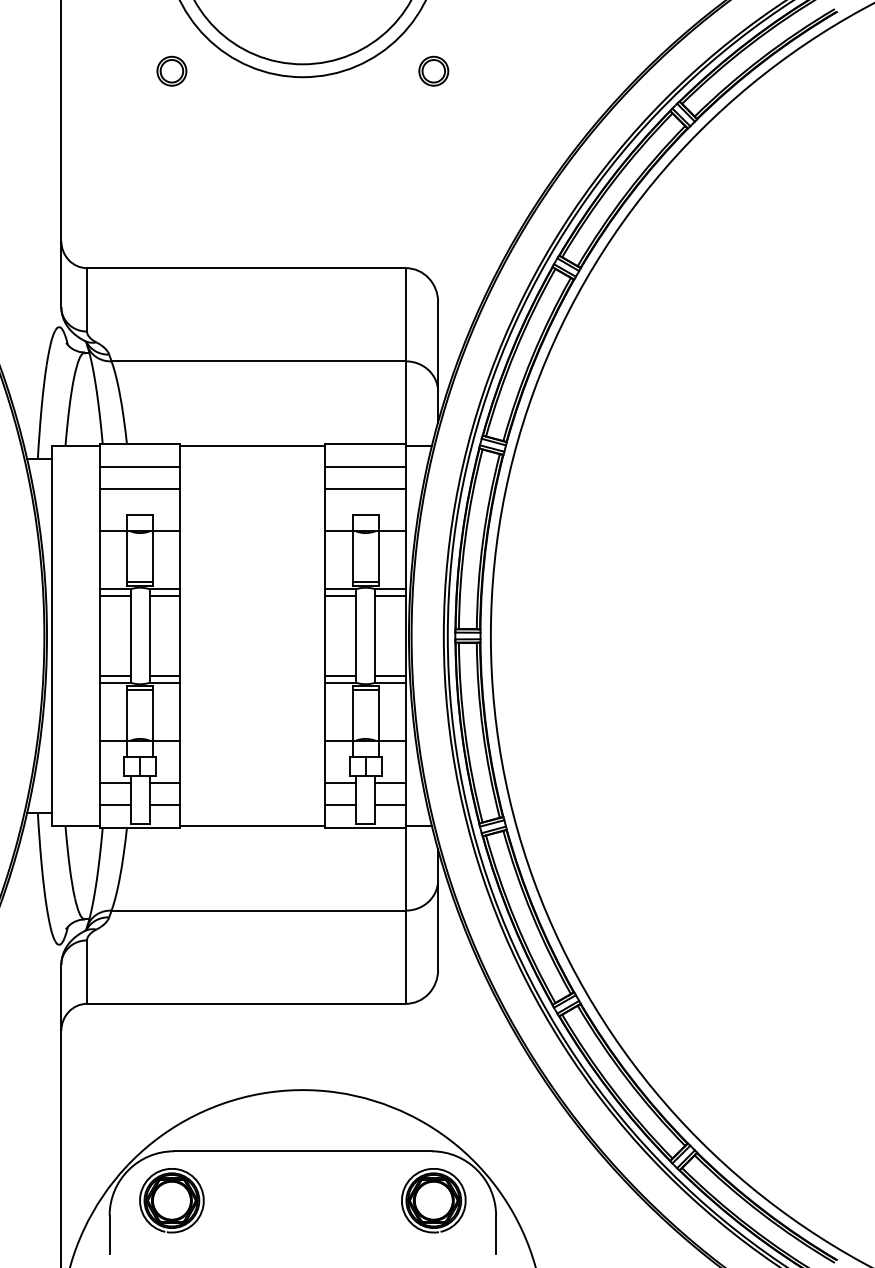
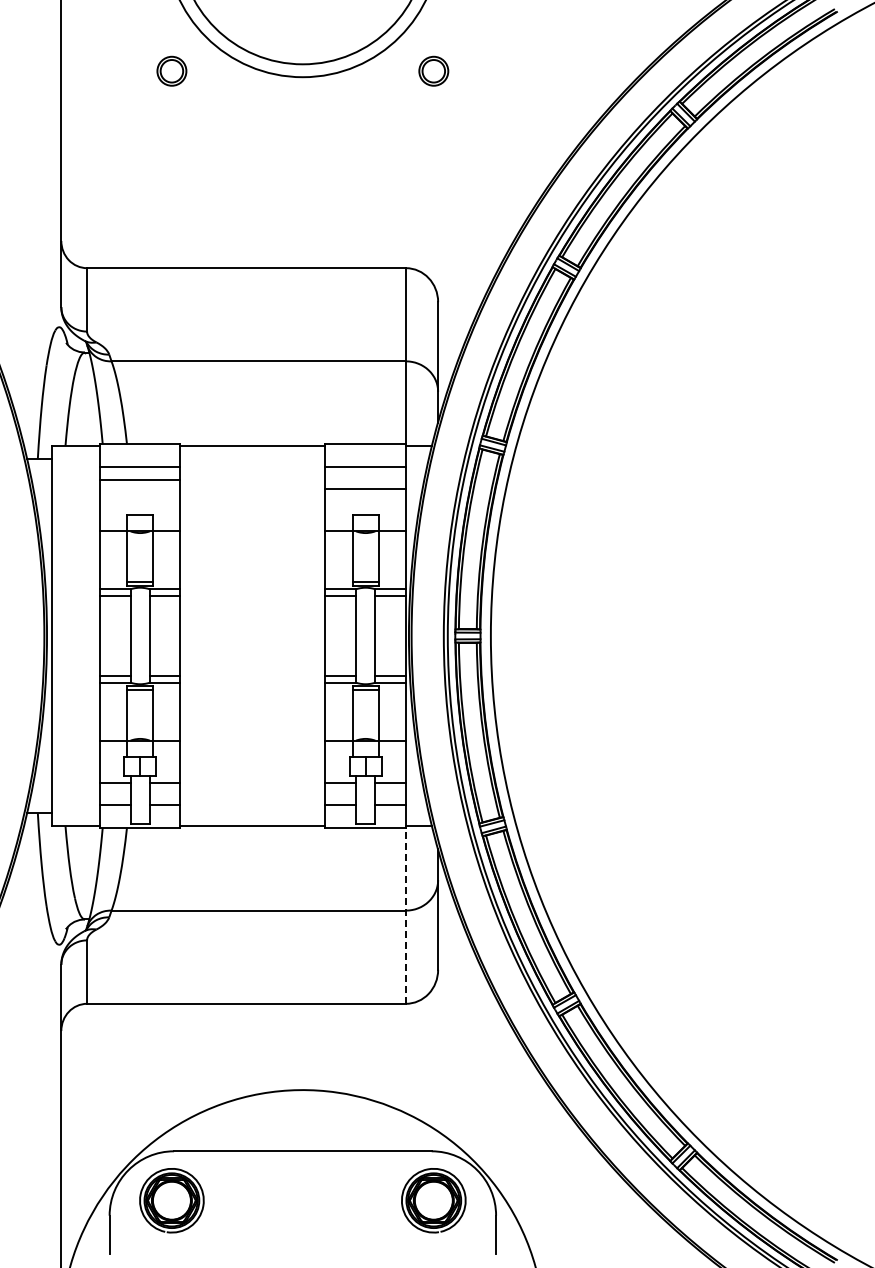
line position: (139, 489) -> (139, 480) (139, 480)
line: solid -> dashed (405, 915)
